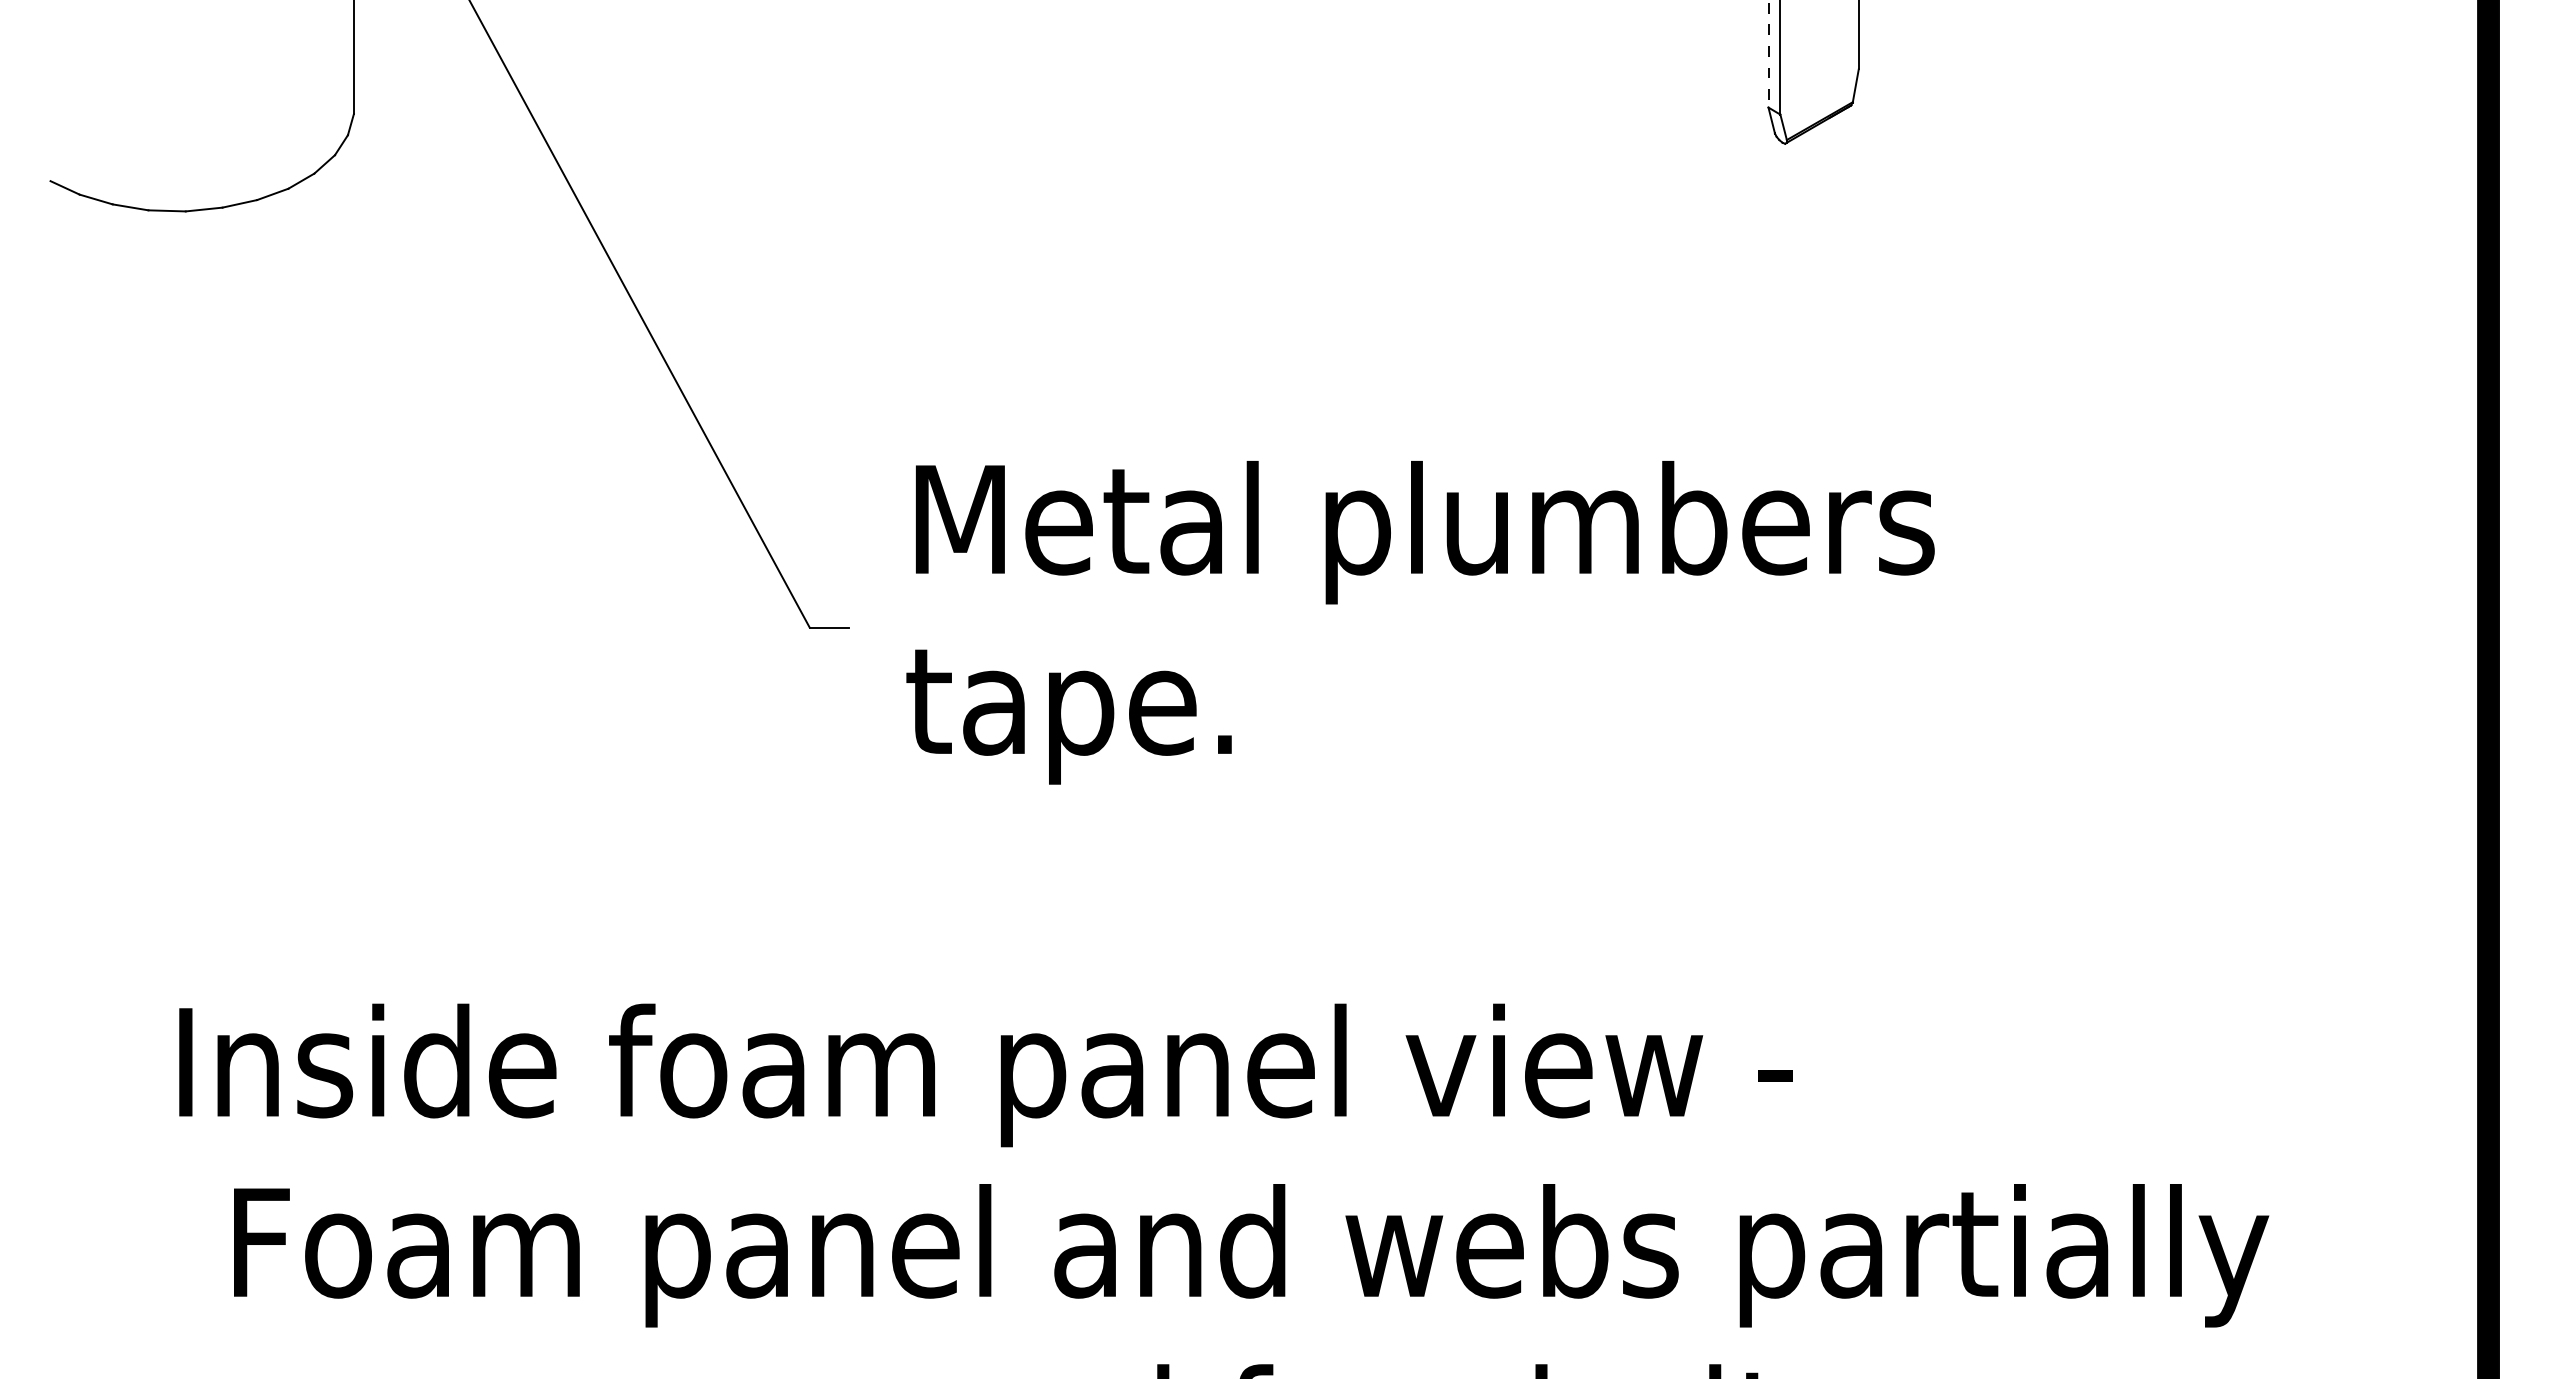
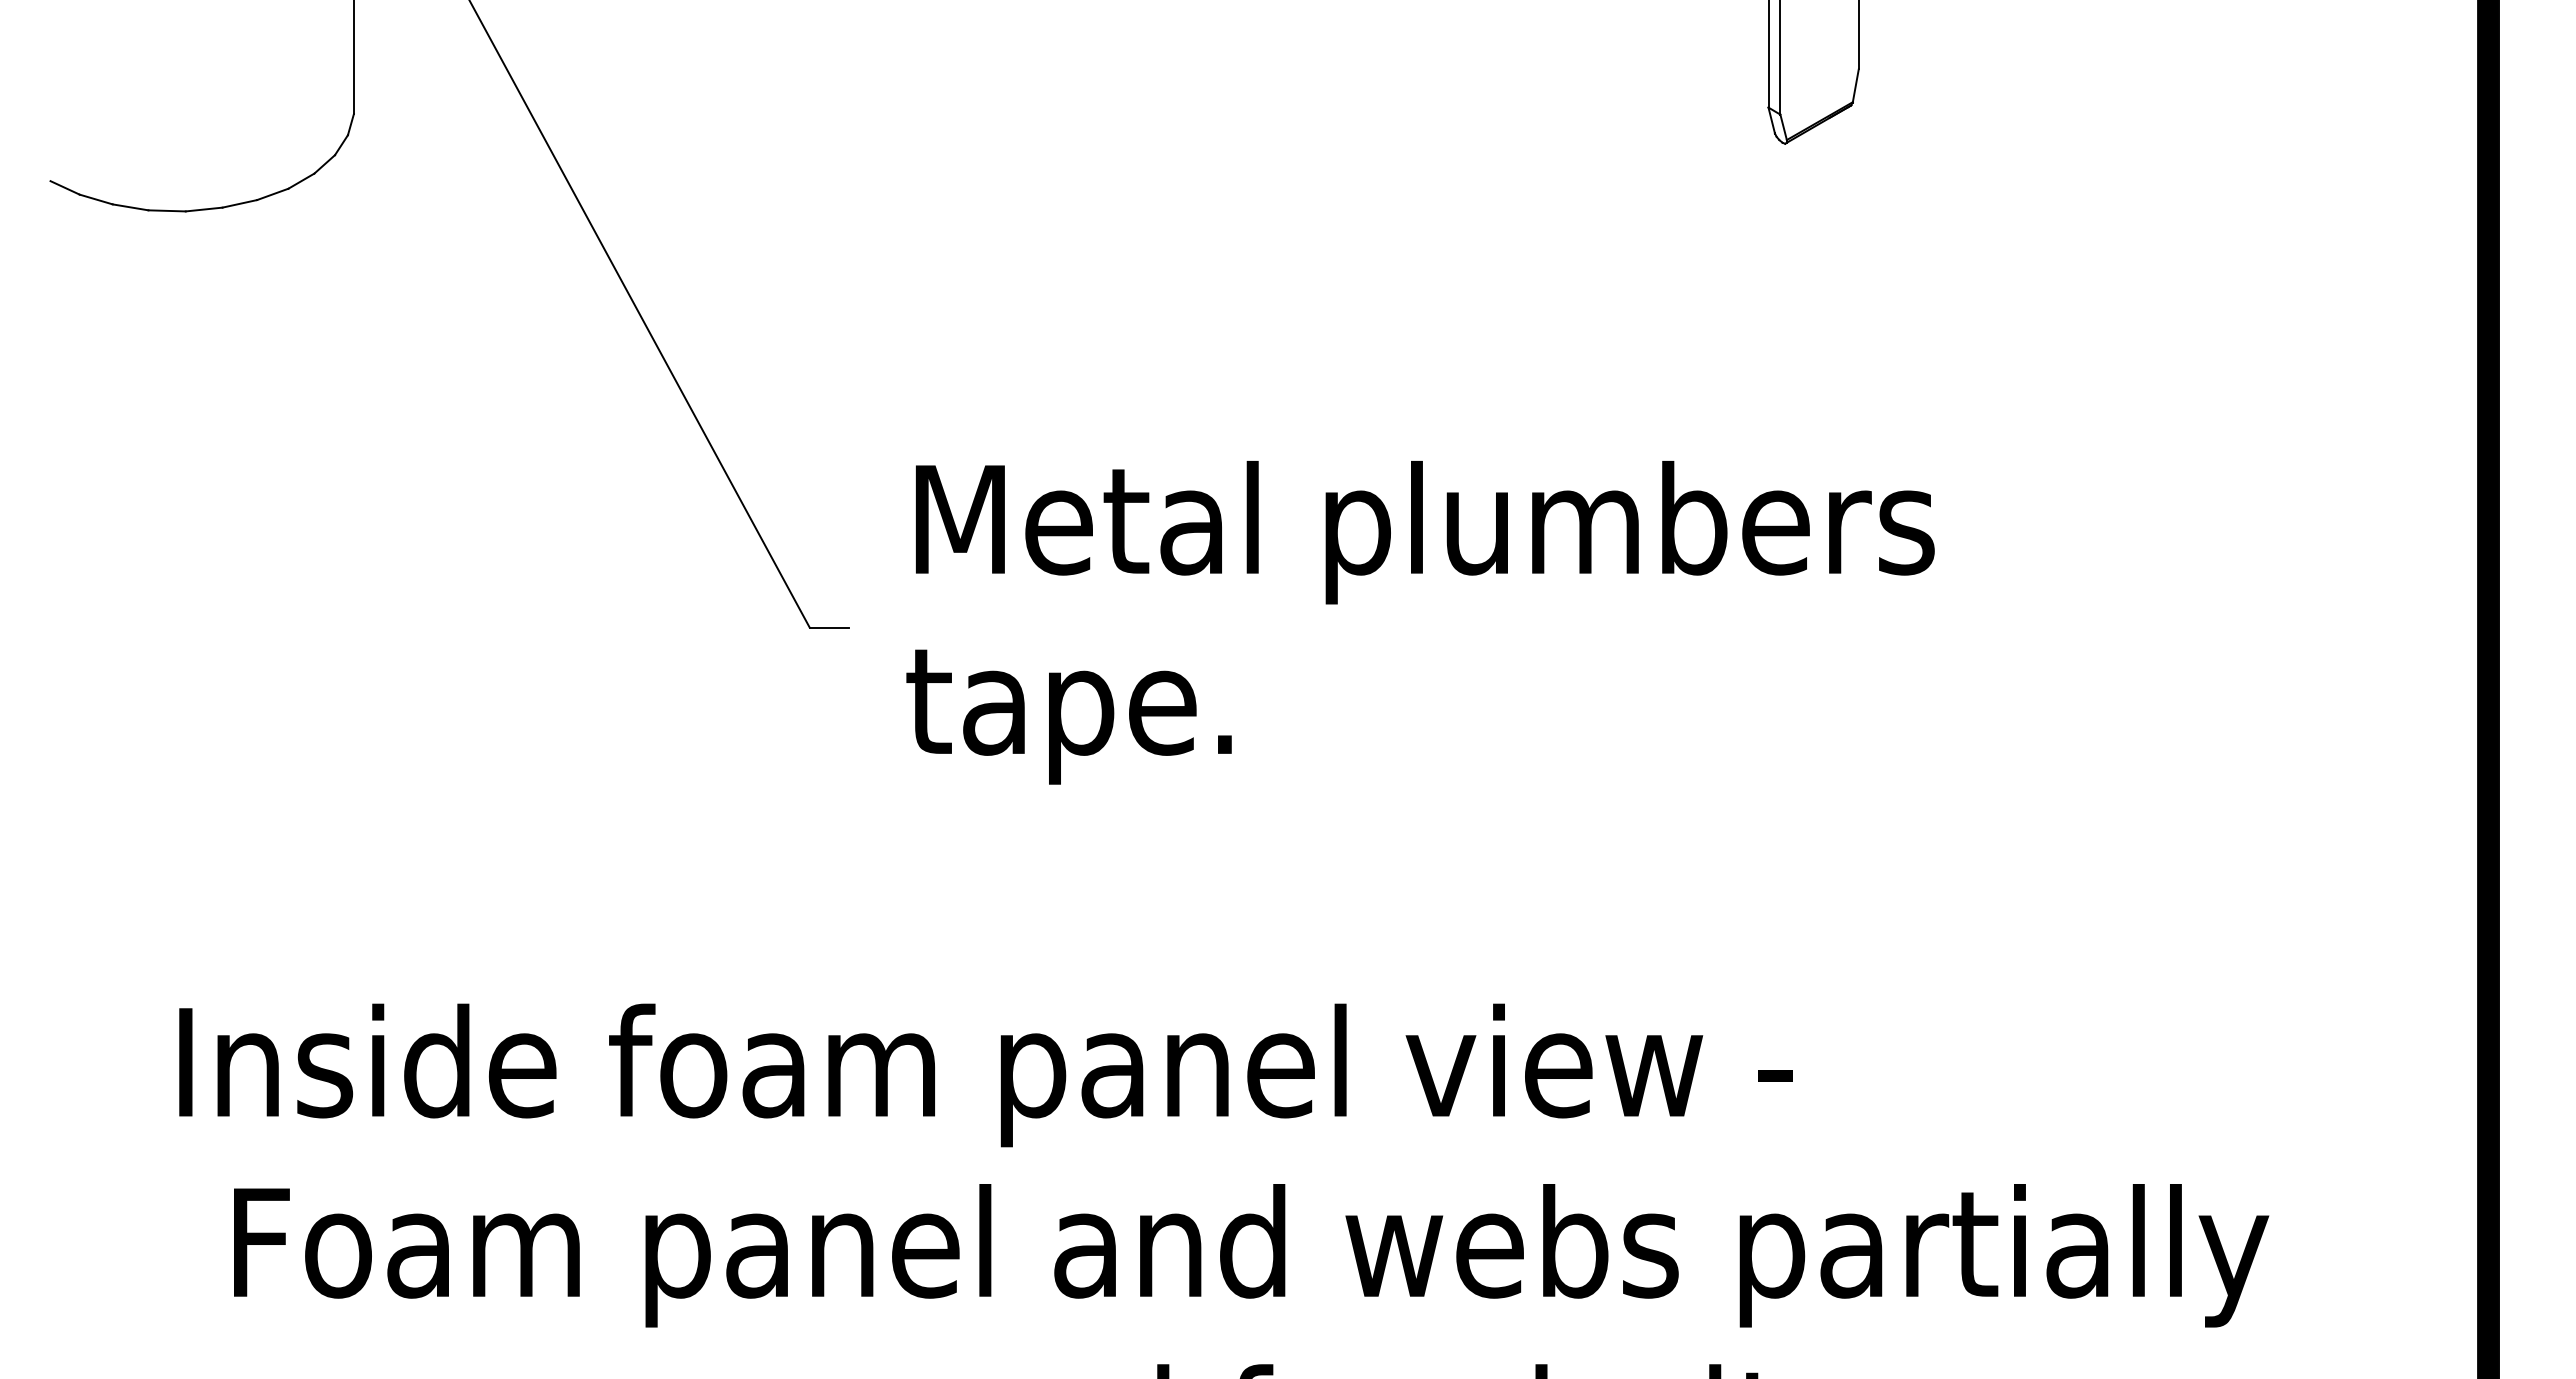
line: dashed -> solid (1768, 54)
